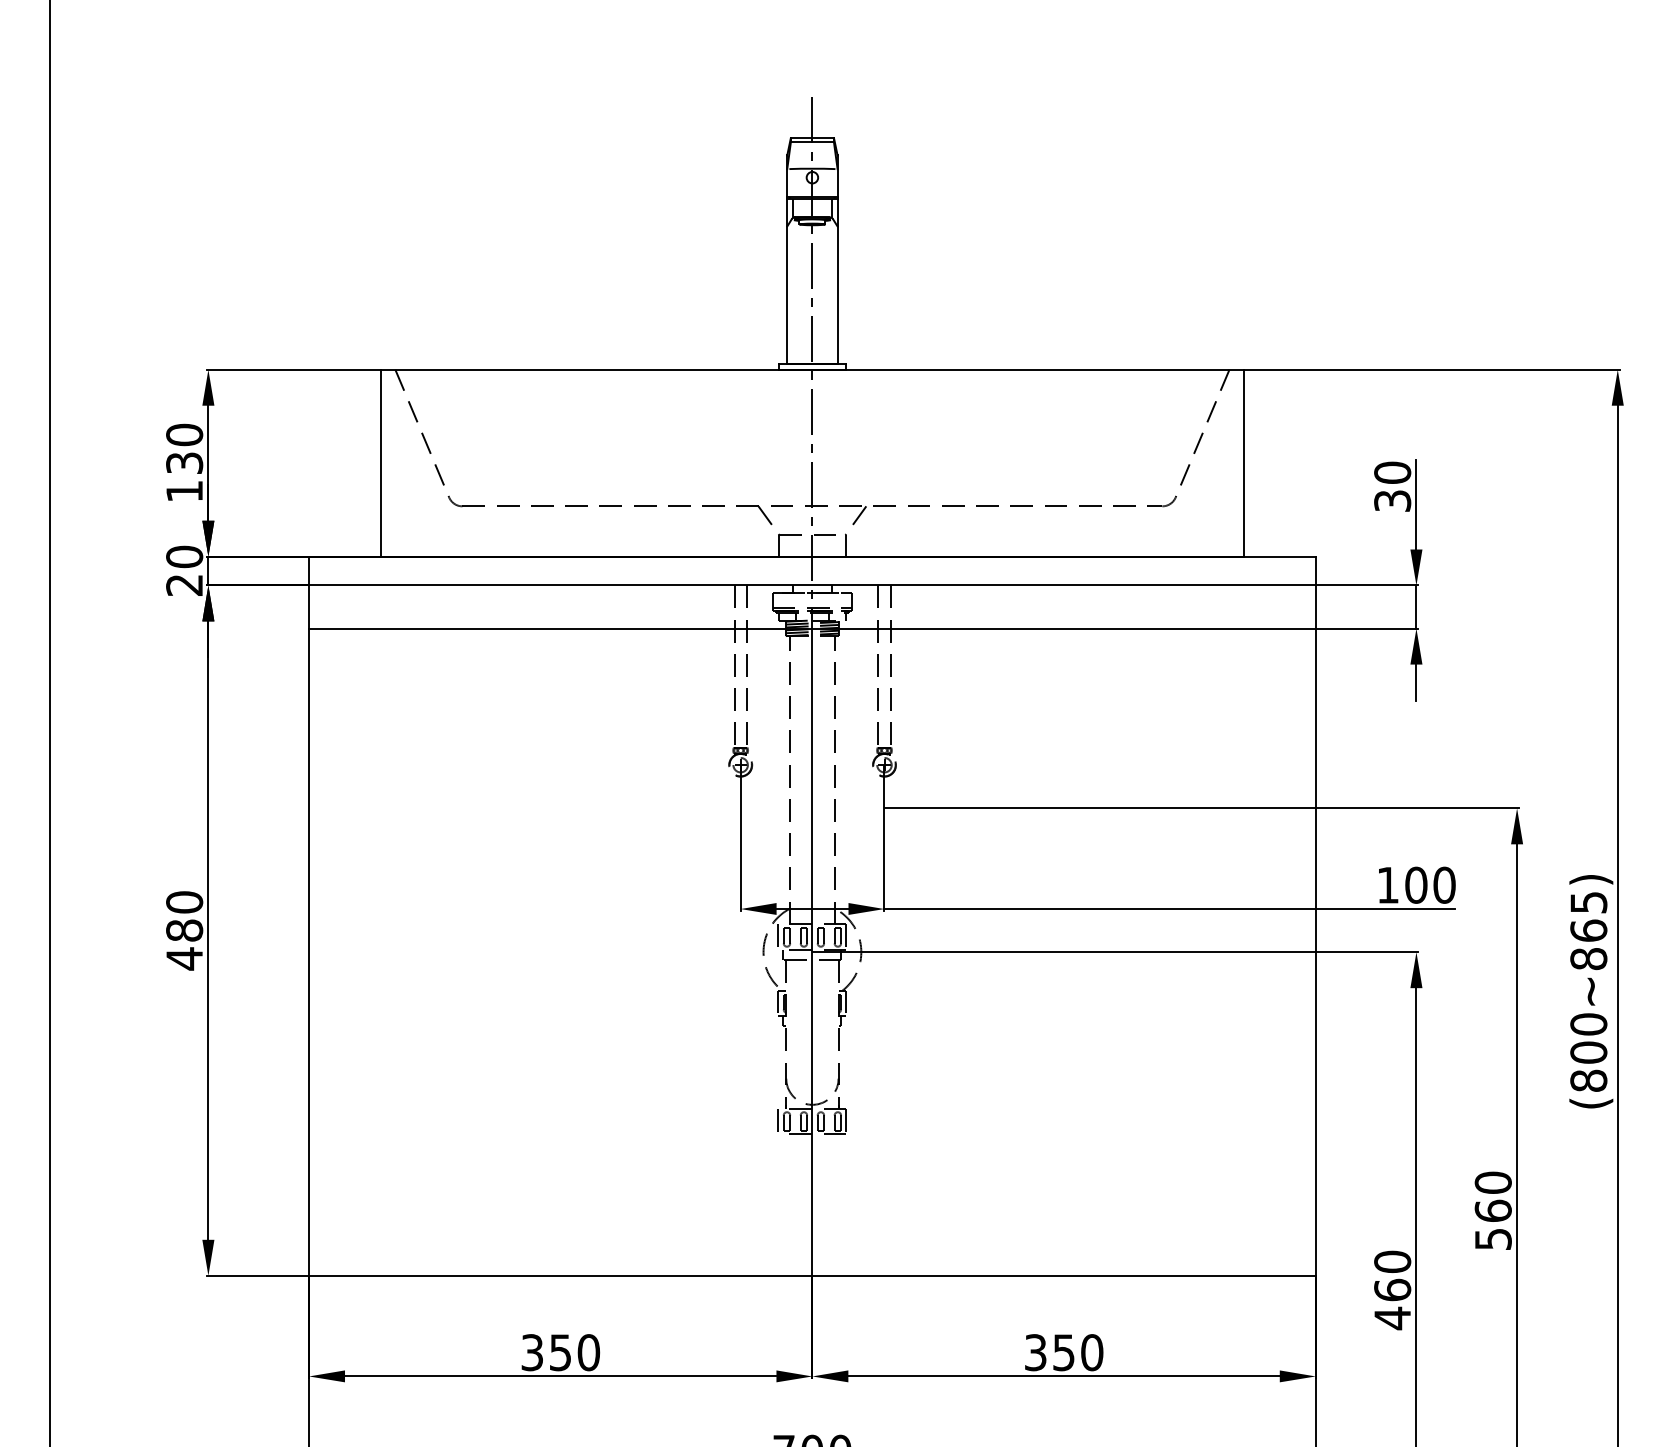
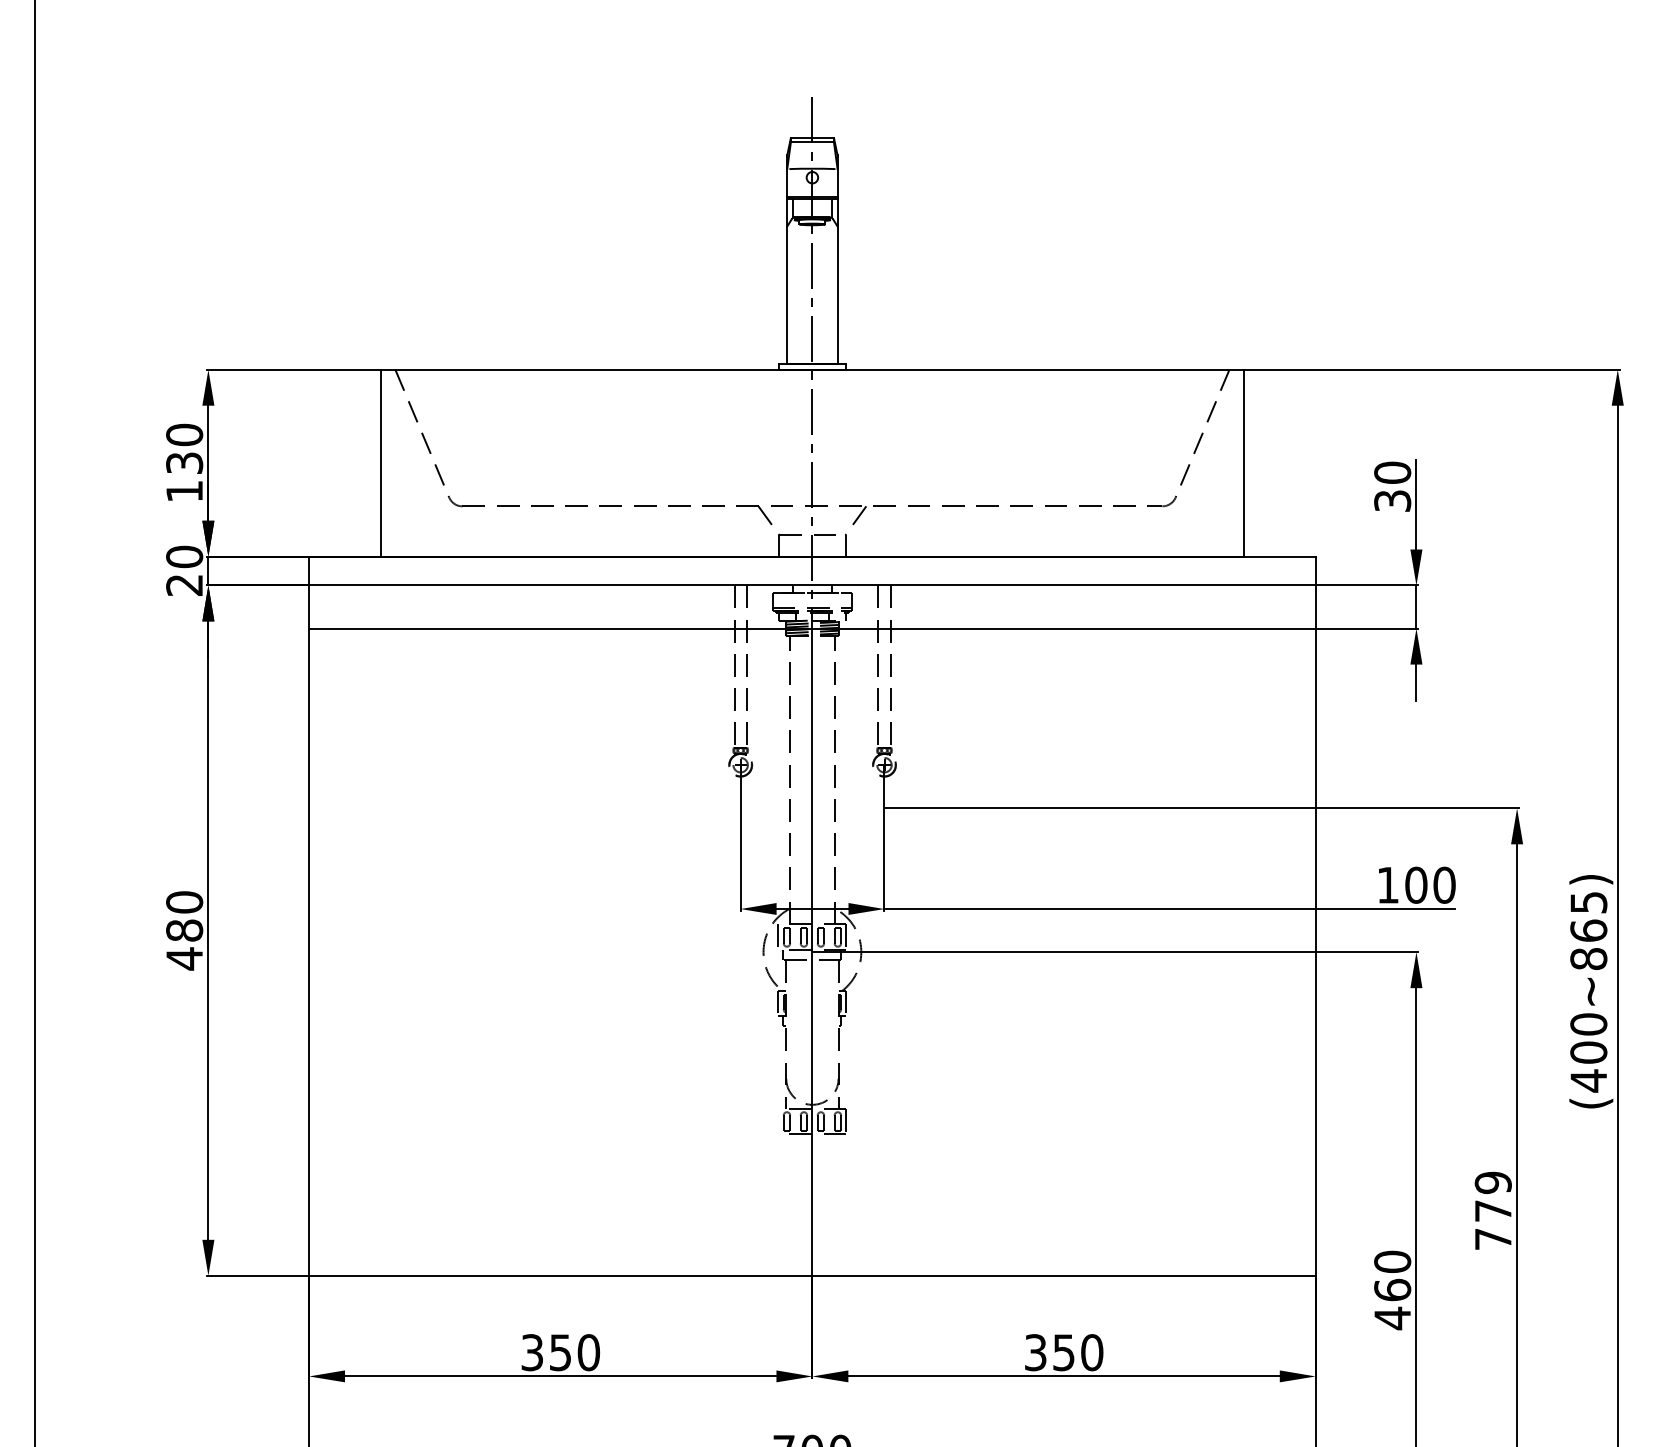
line position: (50, 722) -> (35, 722) (35, 722)
text: (800~865) -> (400~865) (1588, 1080)
line: present -> none (778, 1121)
text: 560 -> 779 (1492, 1210)
